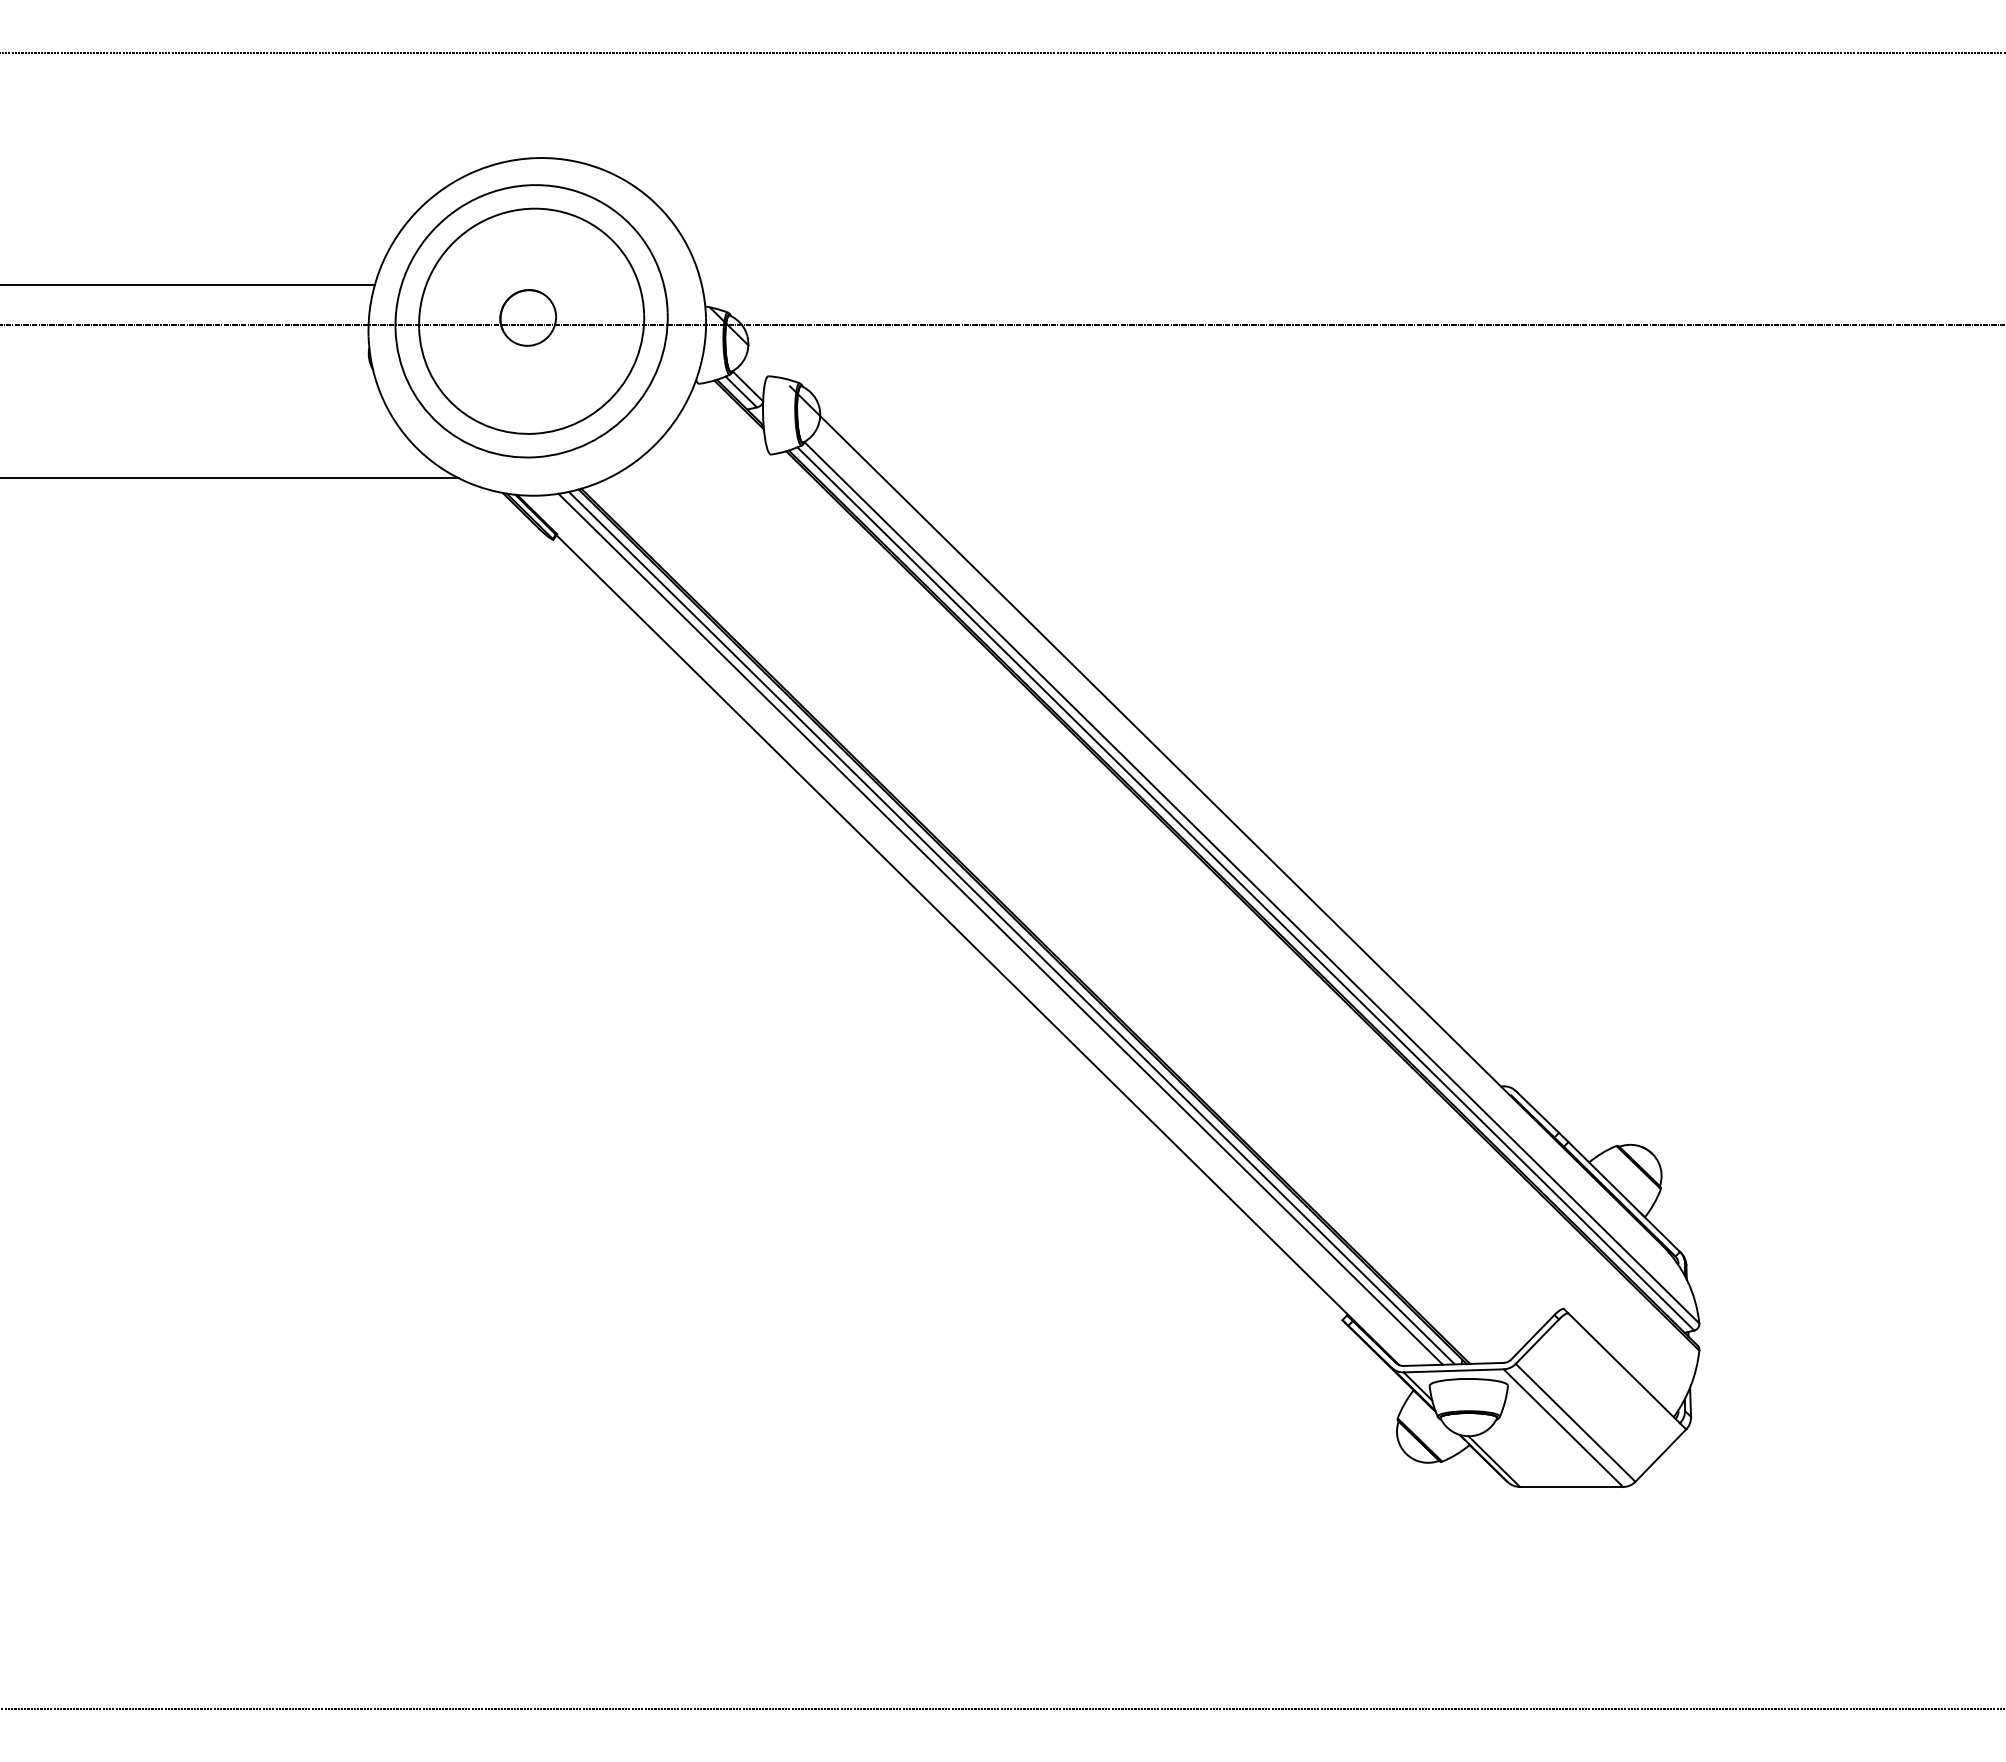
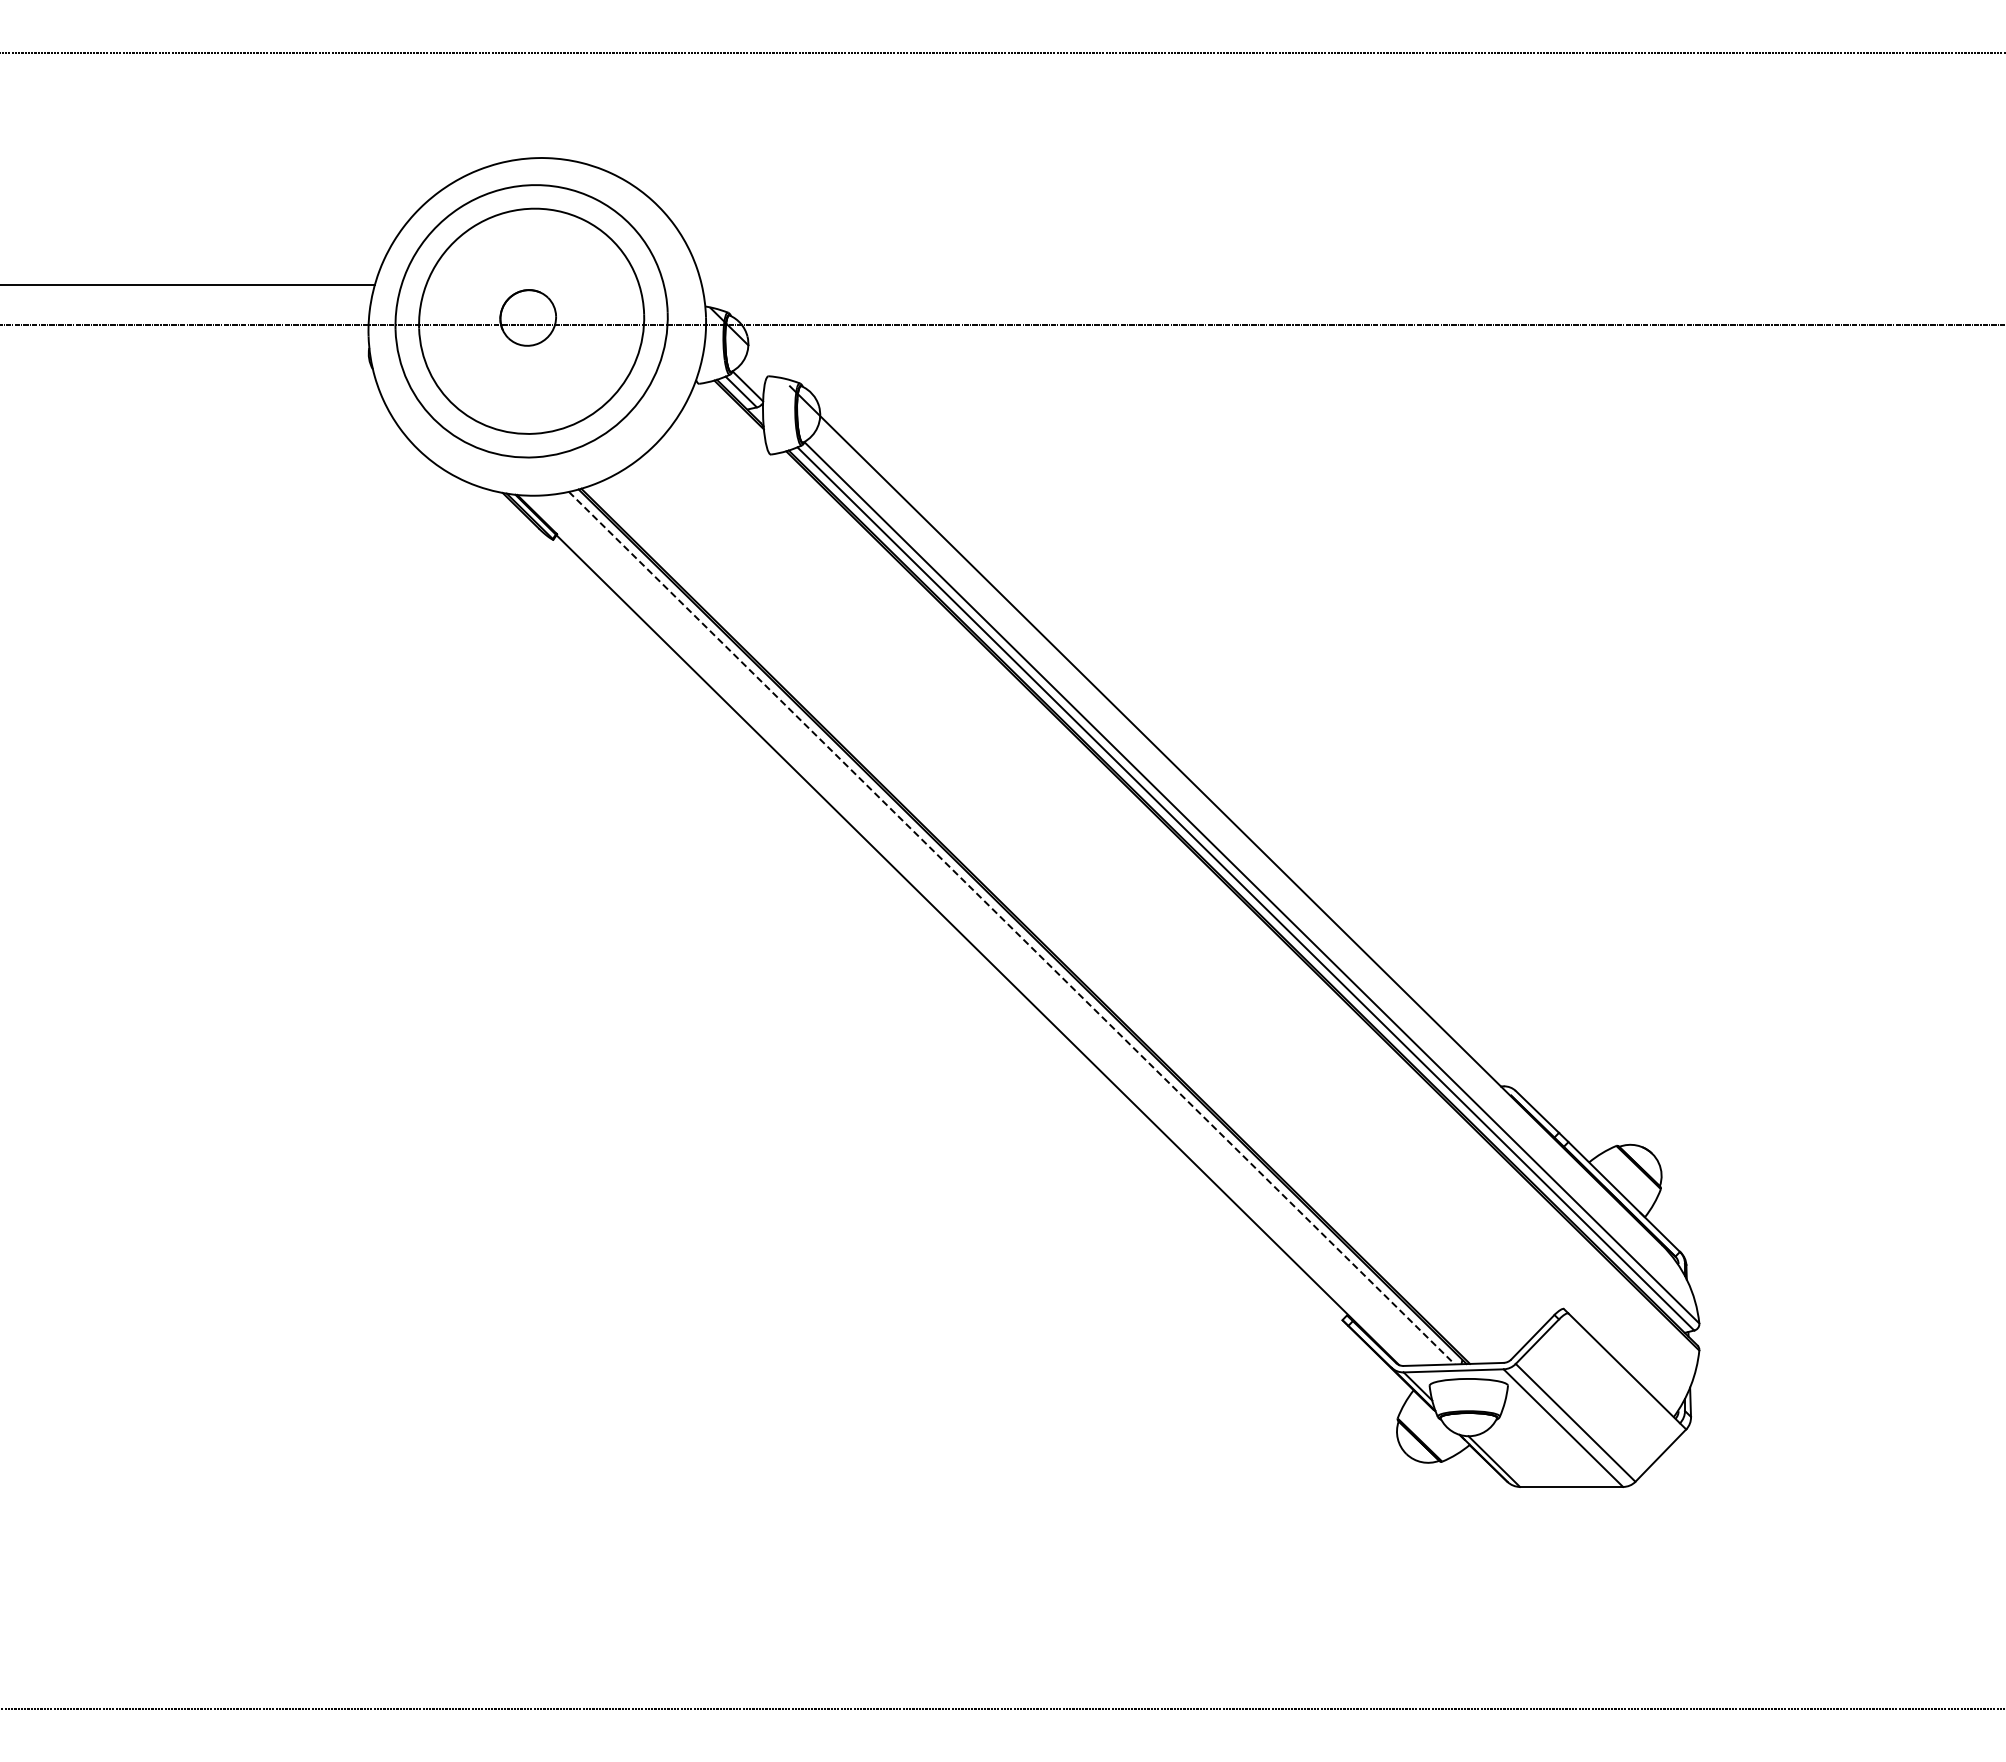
line: present -> none (230, 478)
line: present -> none (1000, 928)
line: solid -> dashed (1011, 928)
